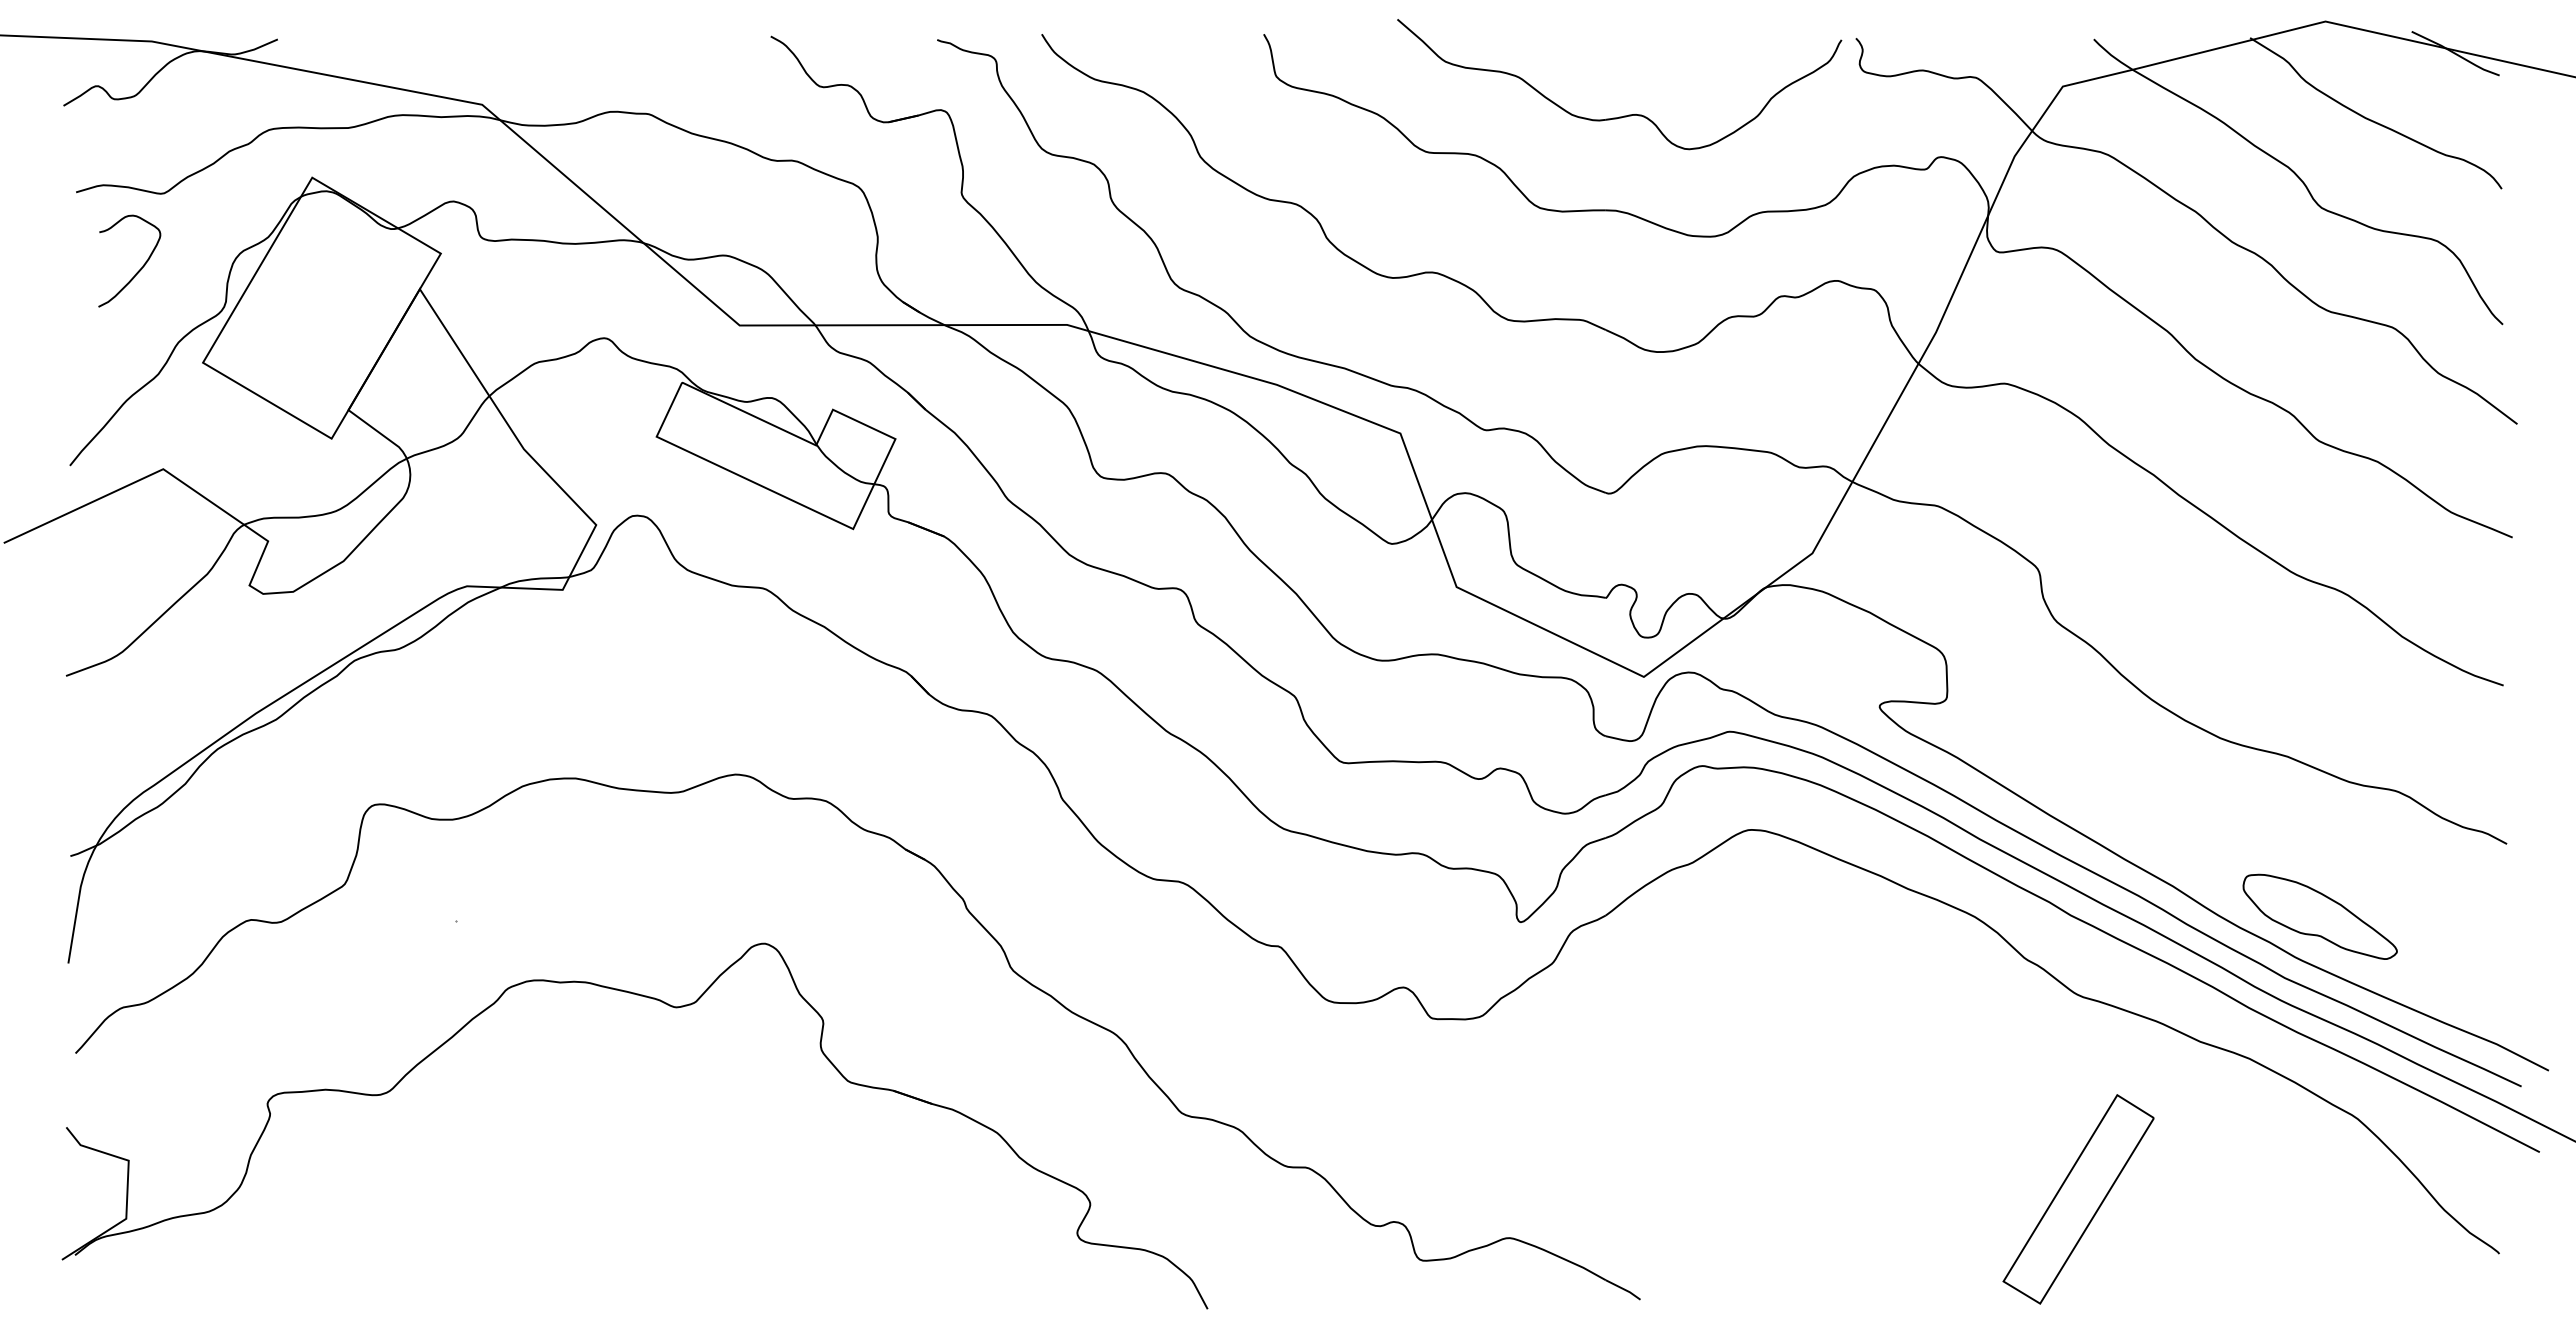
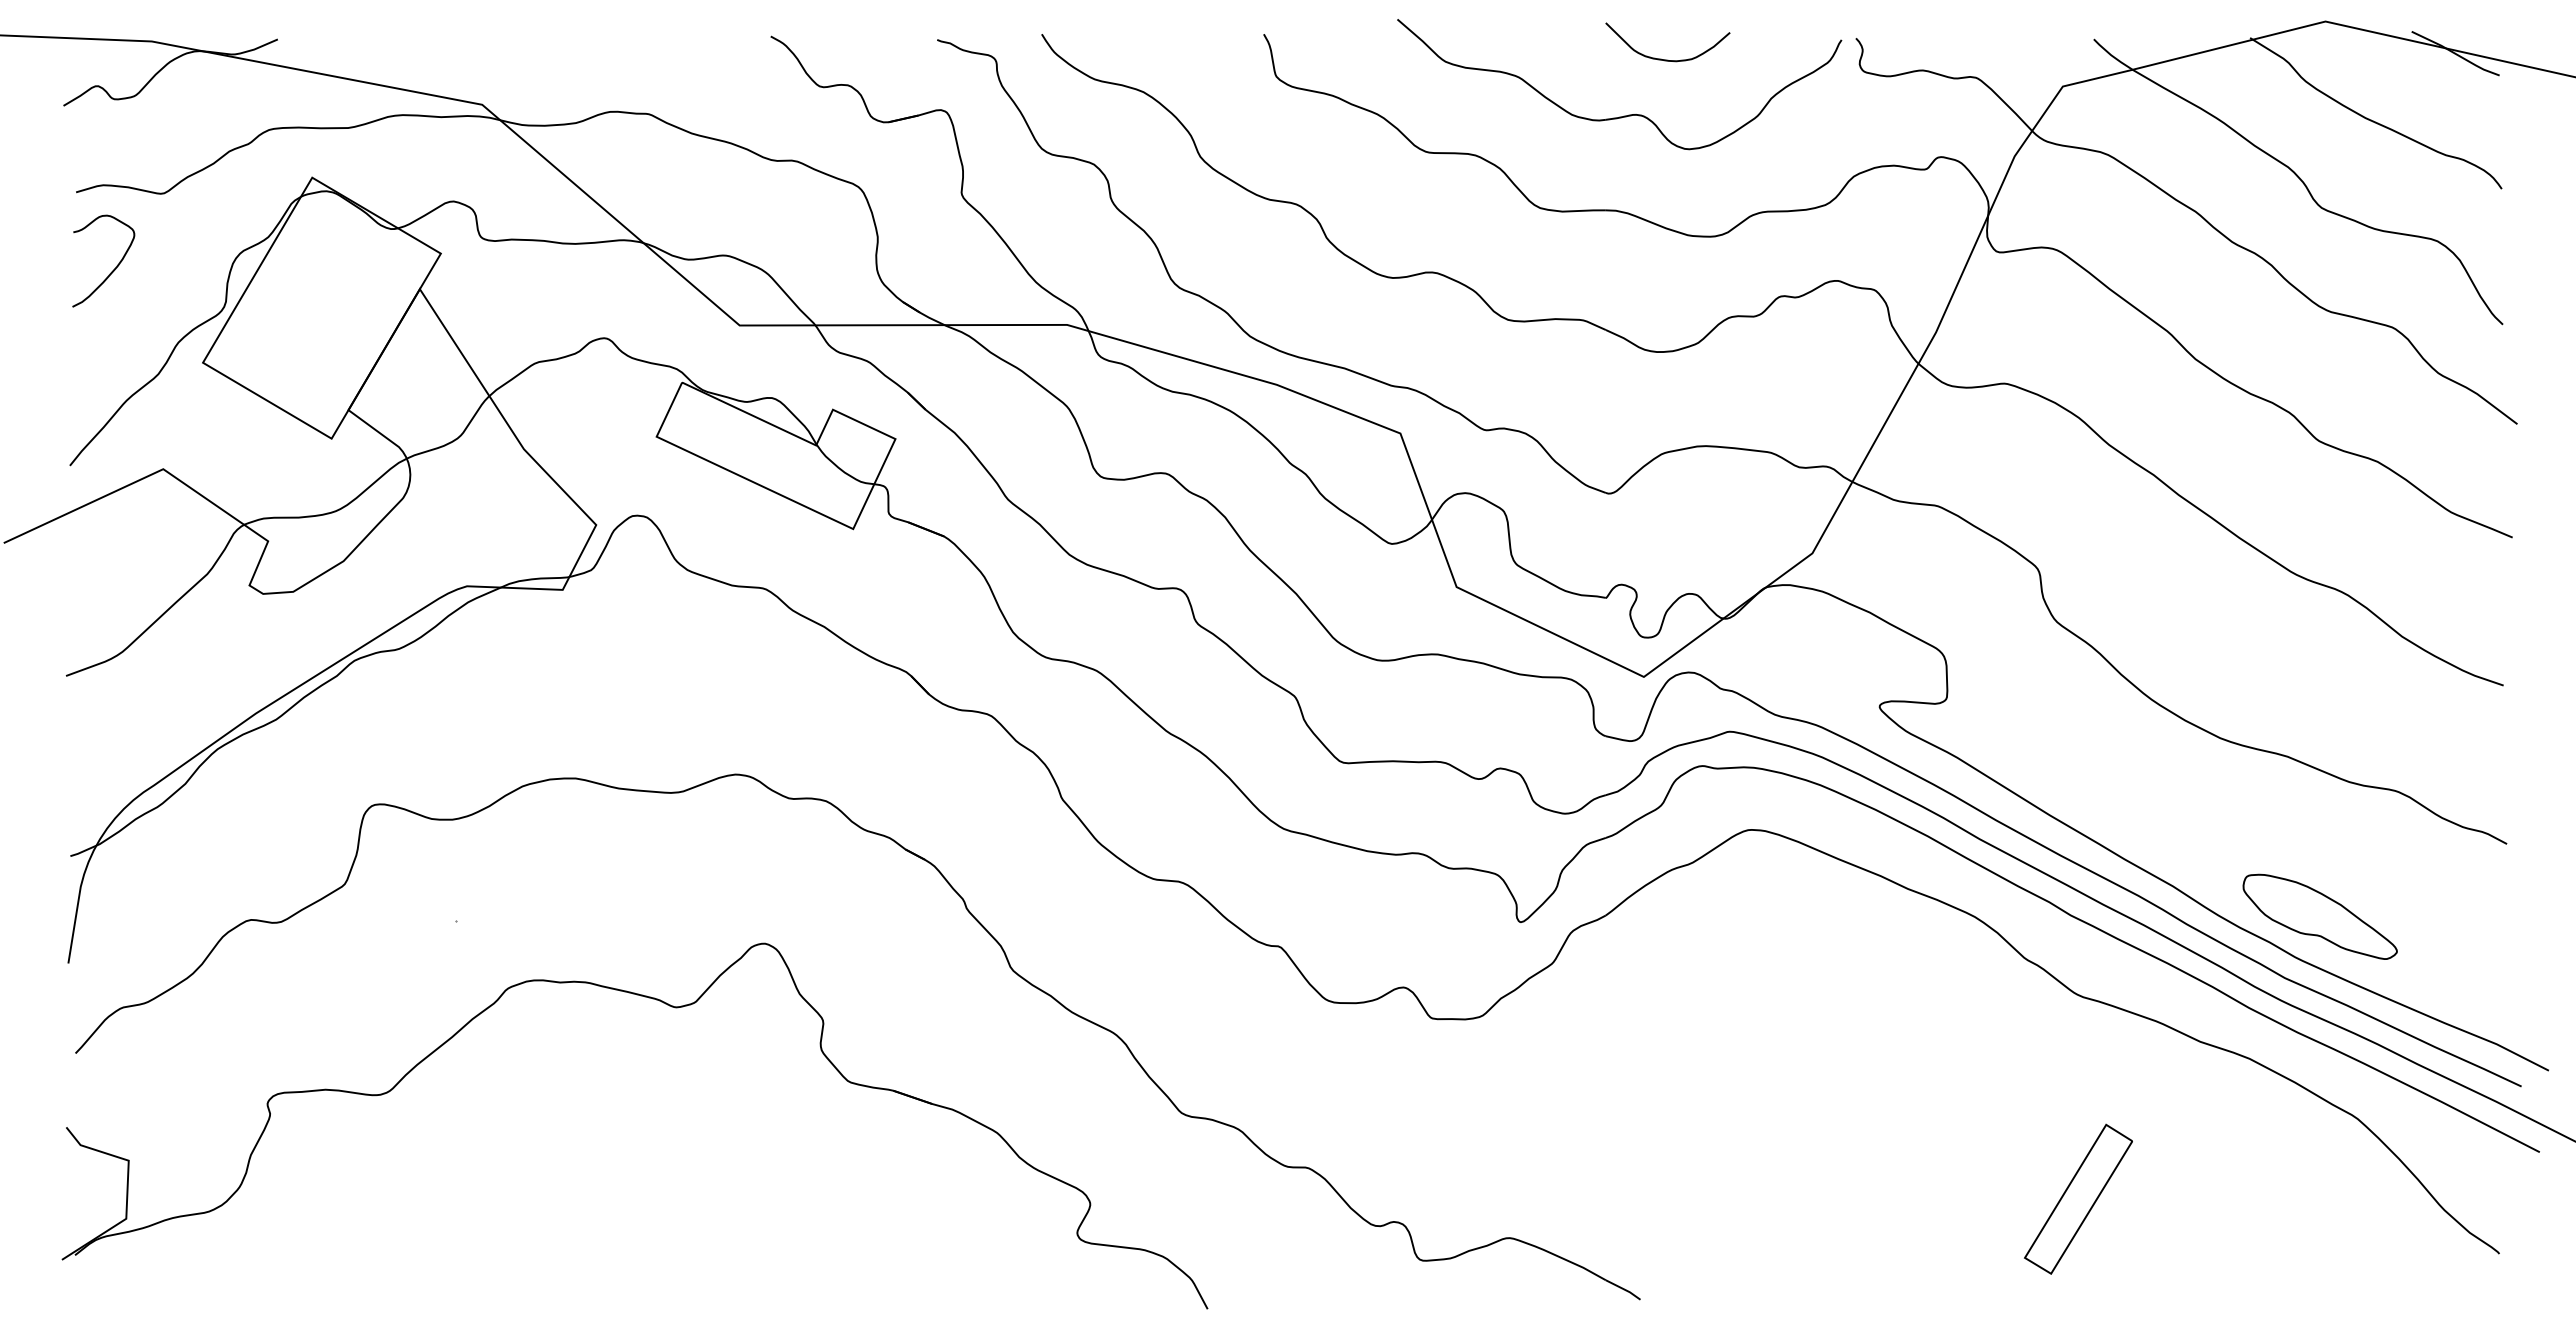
curve: none -> present (1667, 59)
curve position: (139, 269) -> (113, 269) (113, 269)
part size: 153x211 px -> 109x152 px (2078, 1198)
